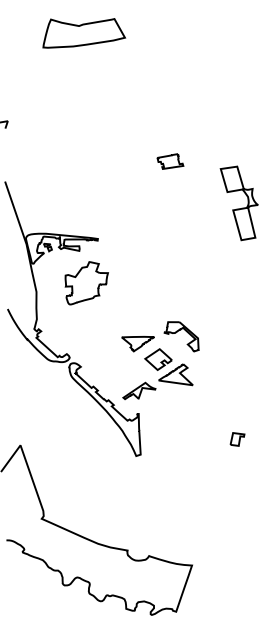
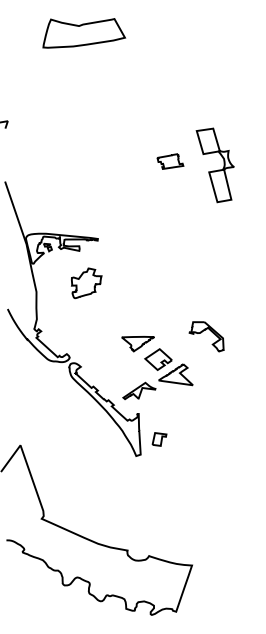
part position: (238, 203) -> (214, 165) (214, 165)
part size: 45x45 px -> 32x33 px (86, 283)
part position: (181, 336) -> (206, 336) (206, 336)
part position: (237, 439) -> (159, 439) (159, 439)
